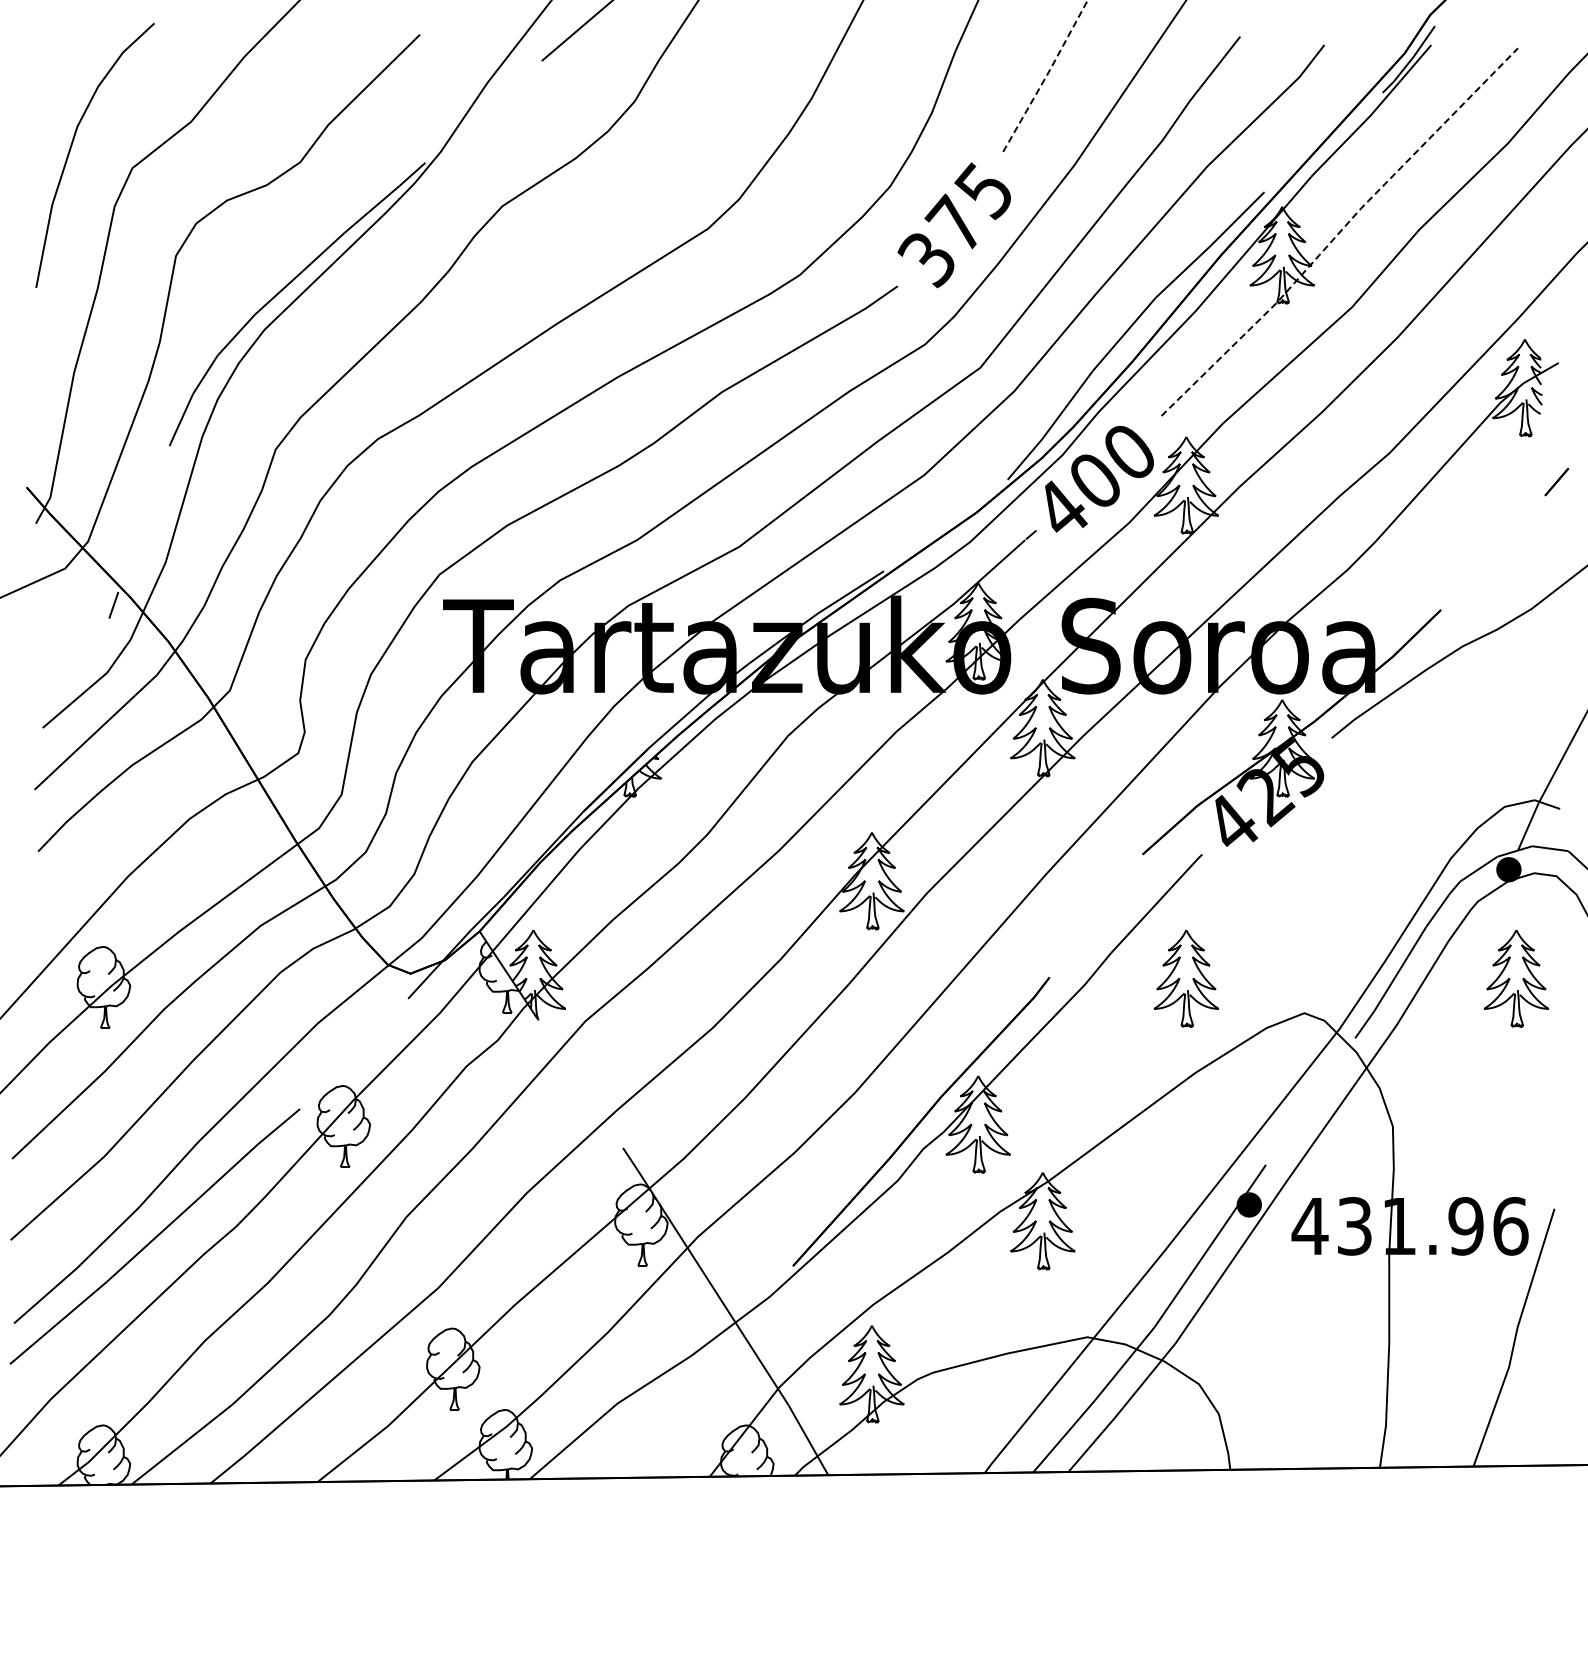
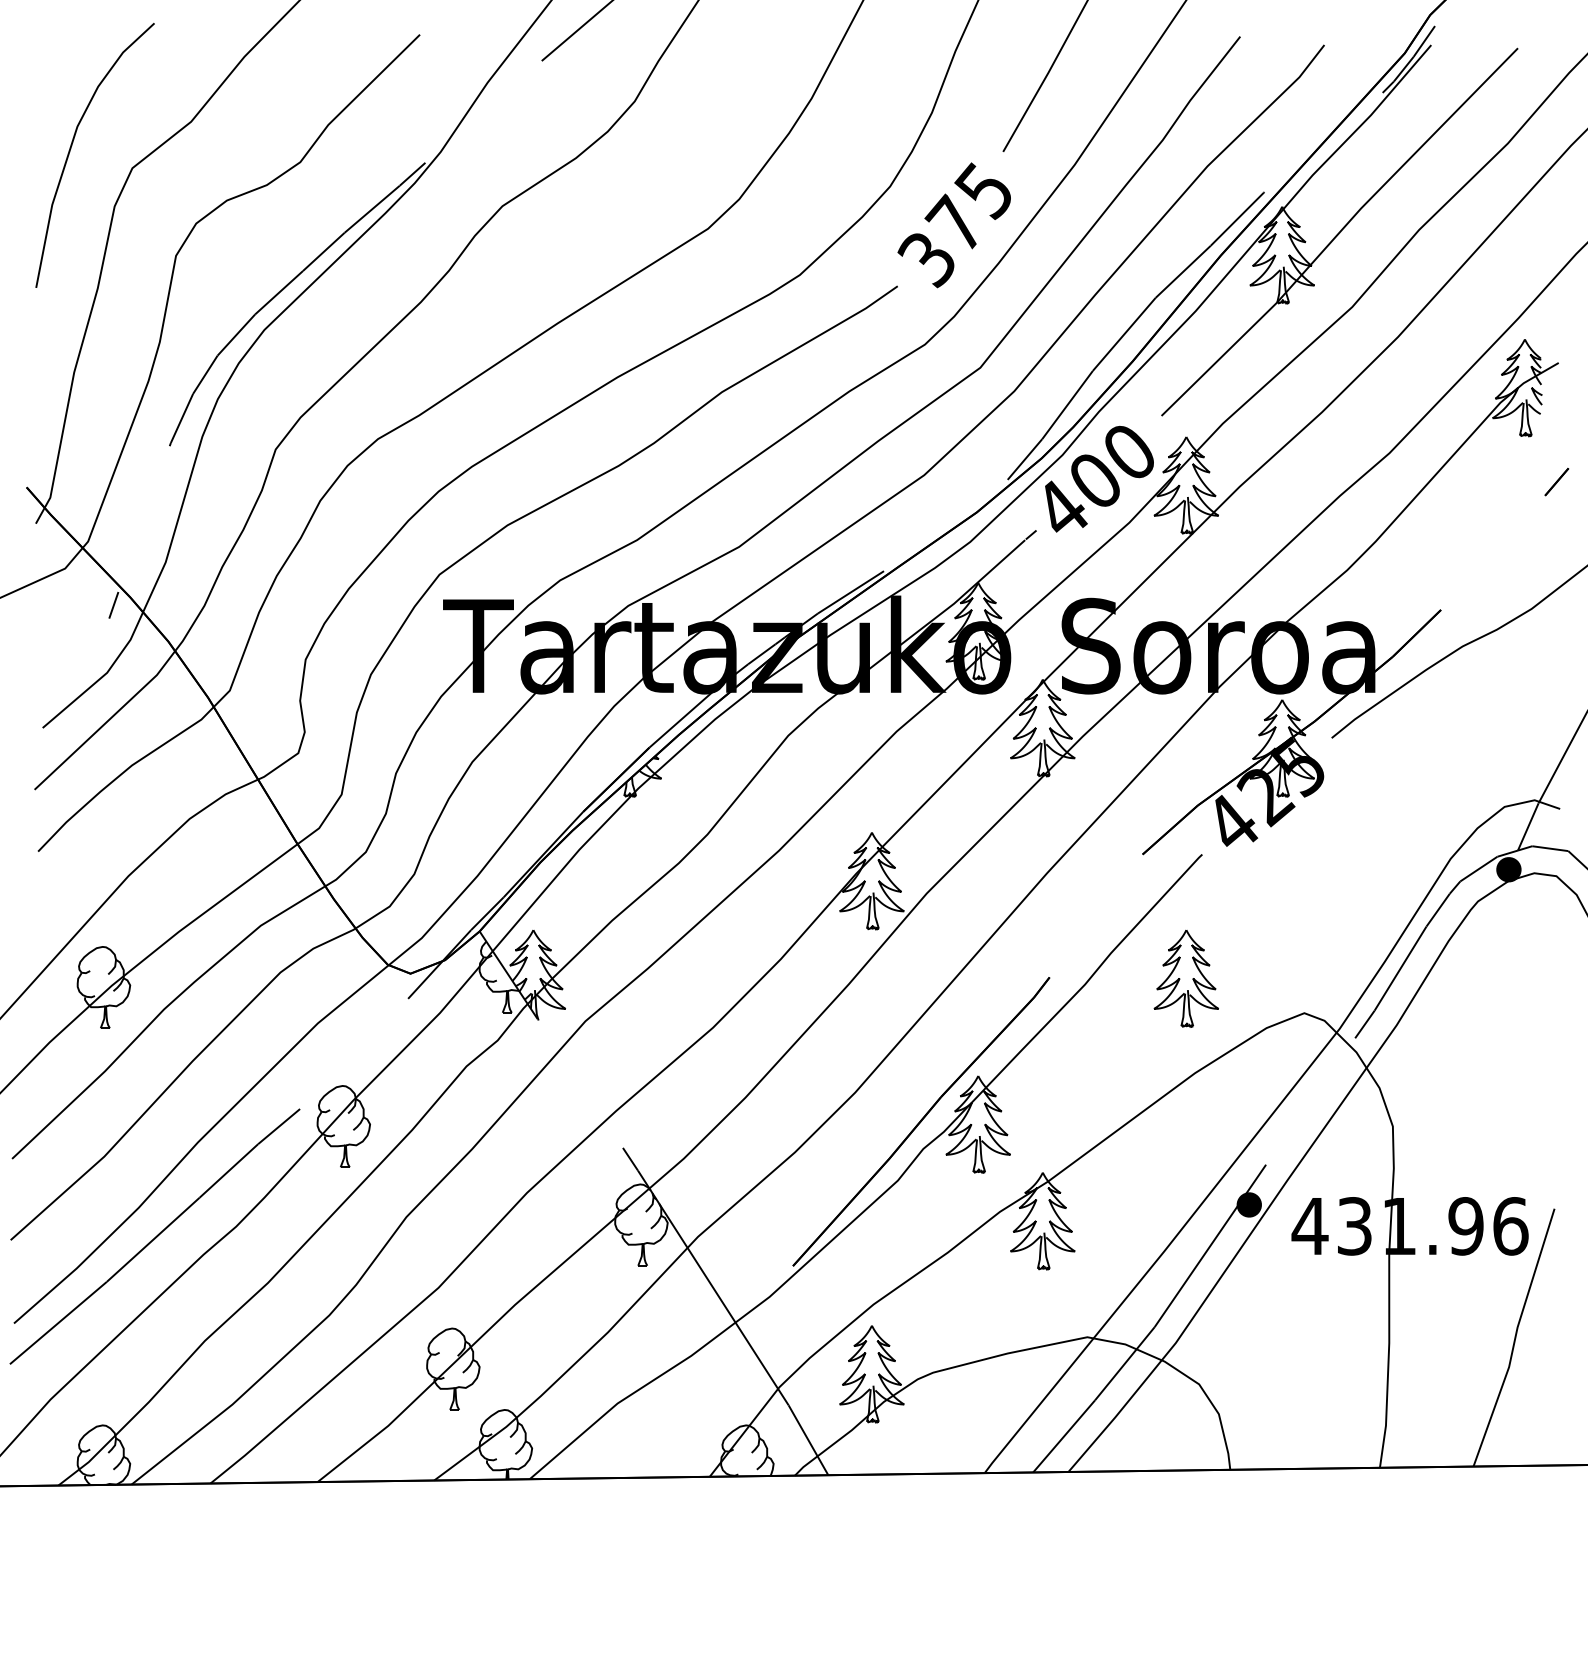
line: dashed -> solid (1046, 76)
line: dashed -> solid (1339, 232)
part: present -> none (1515, 978)
